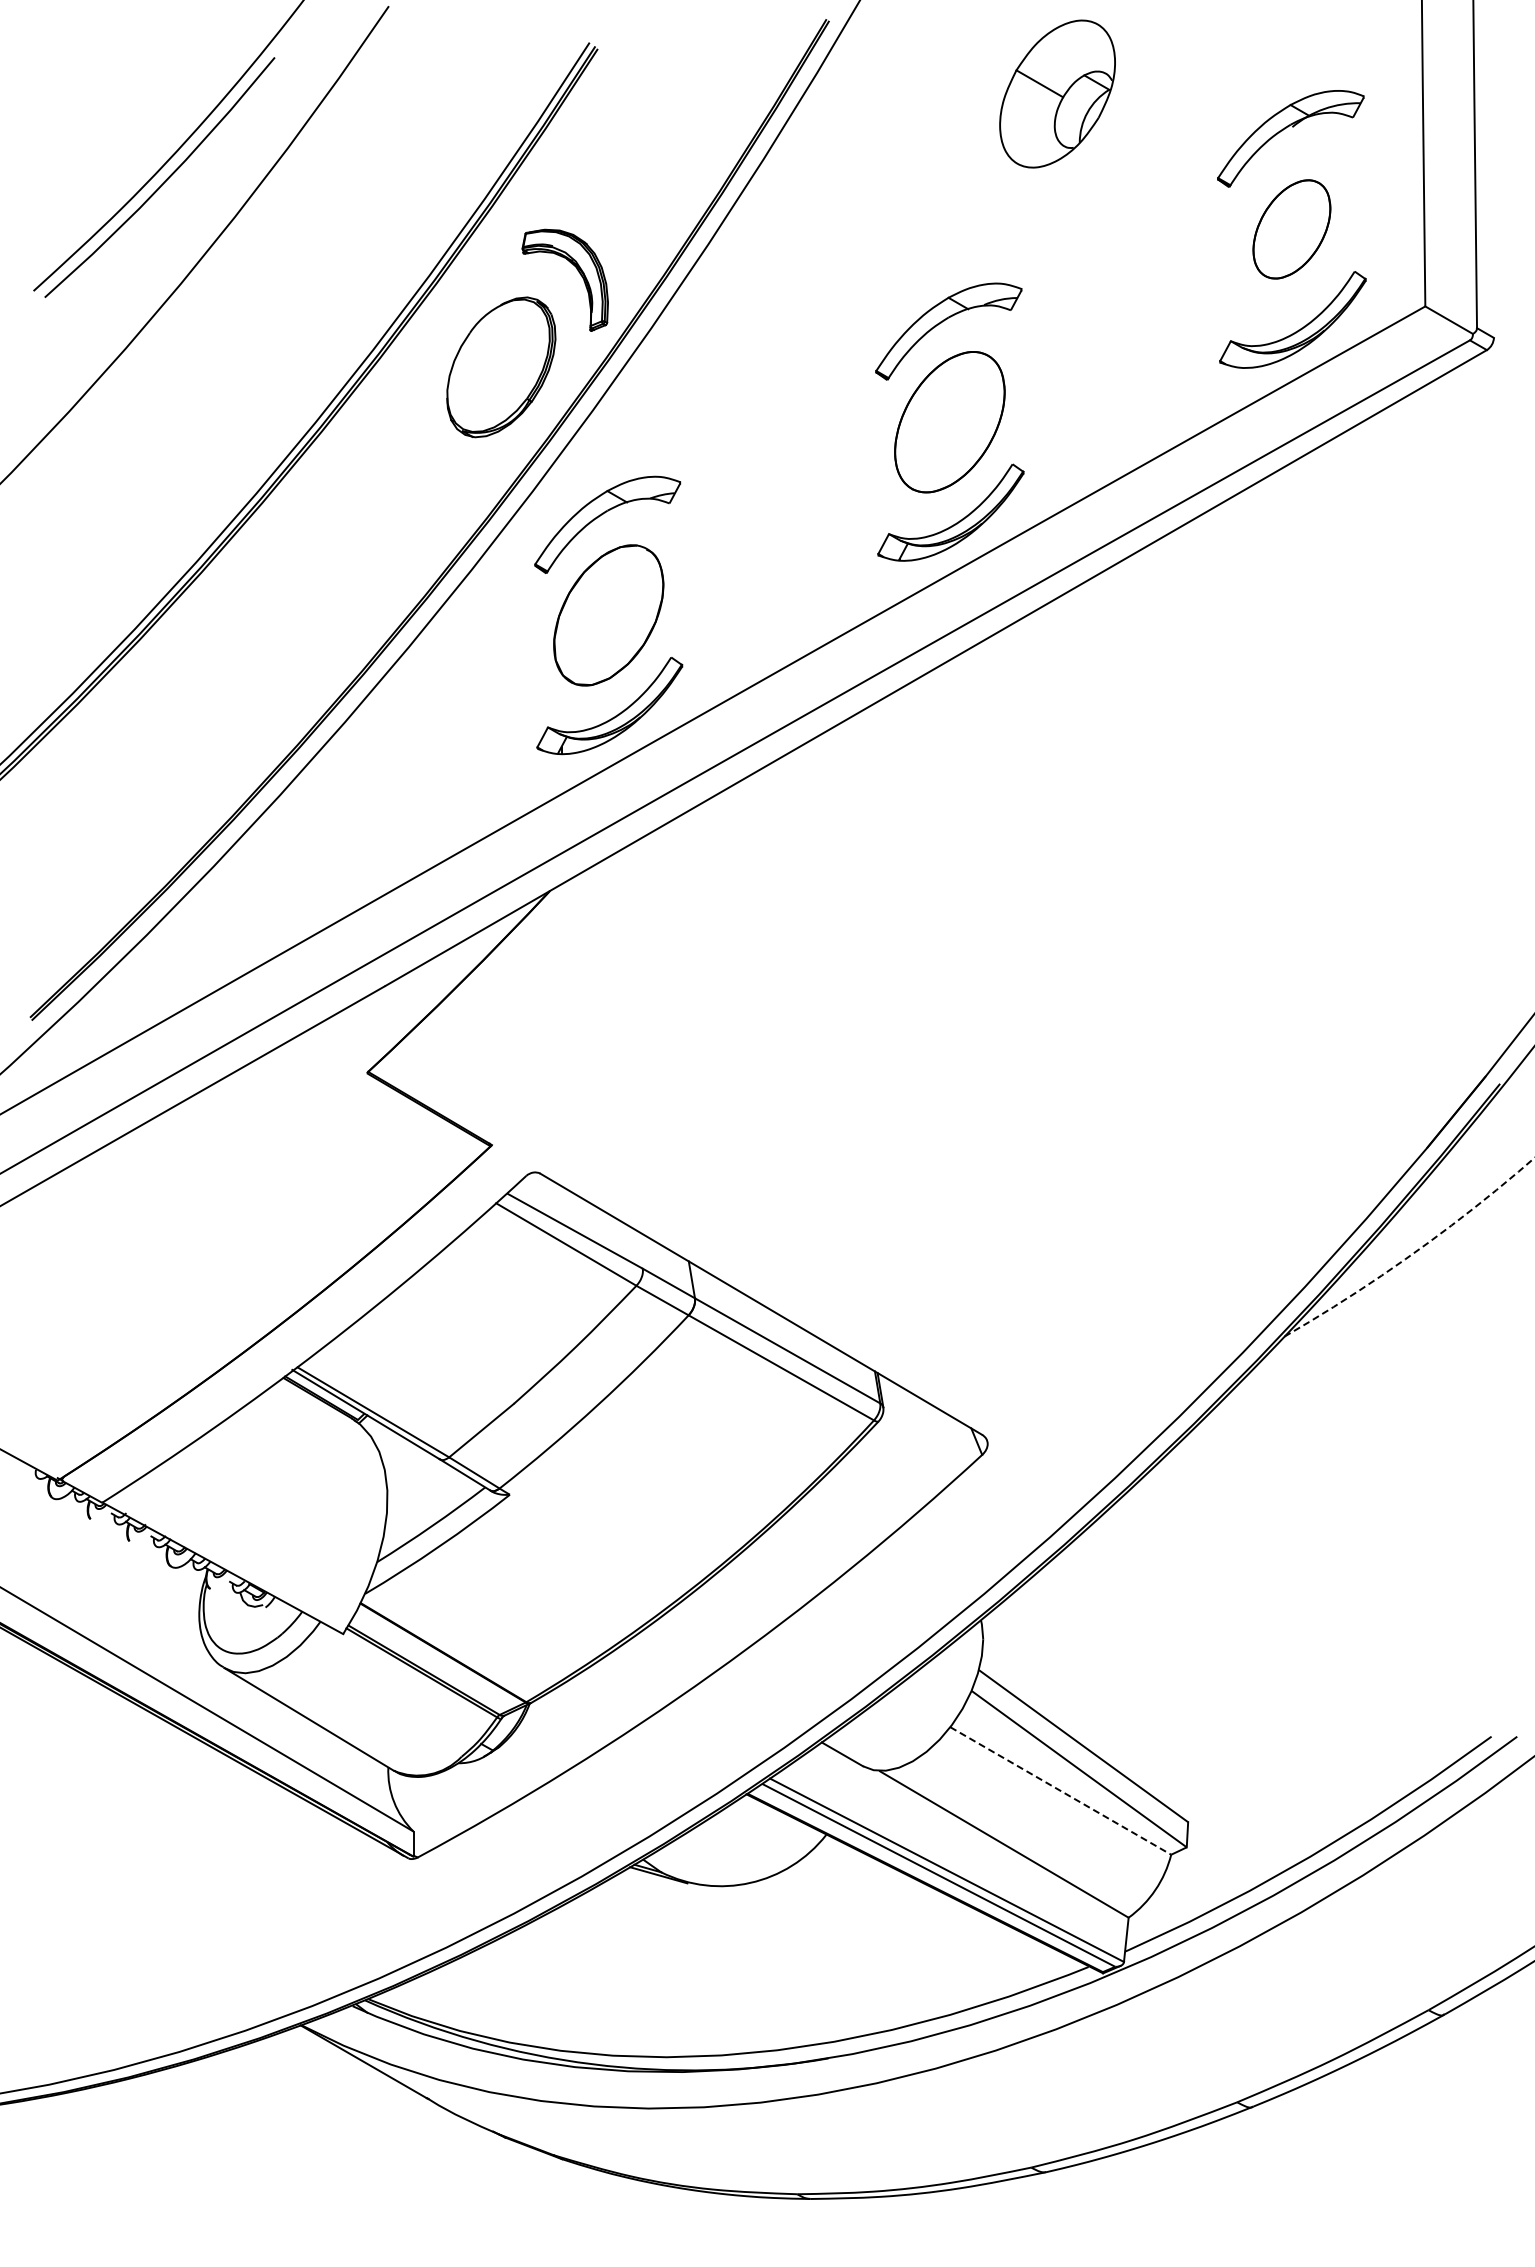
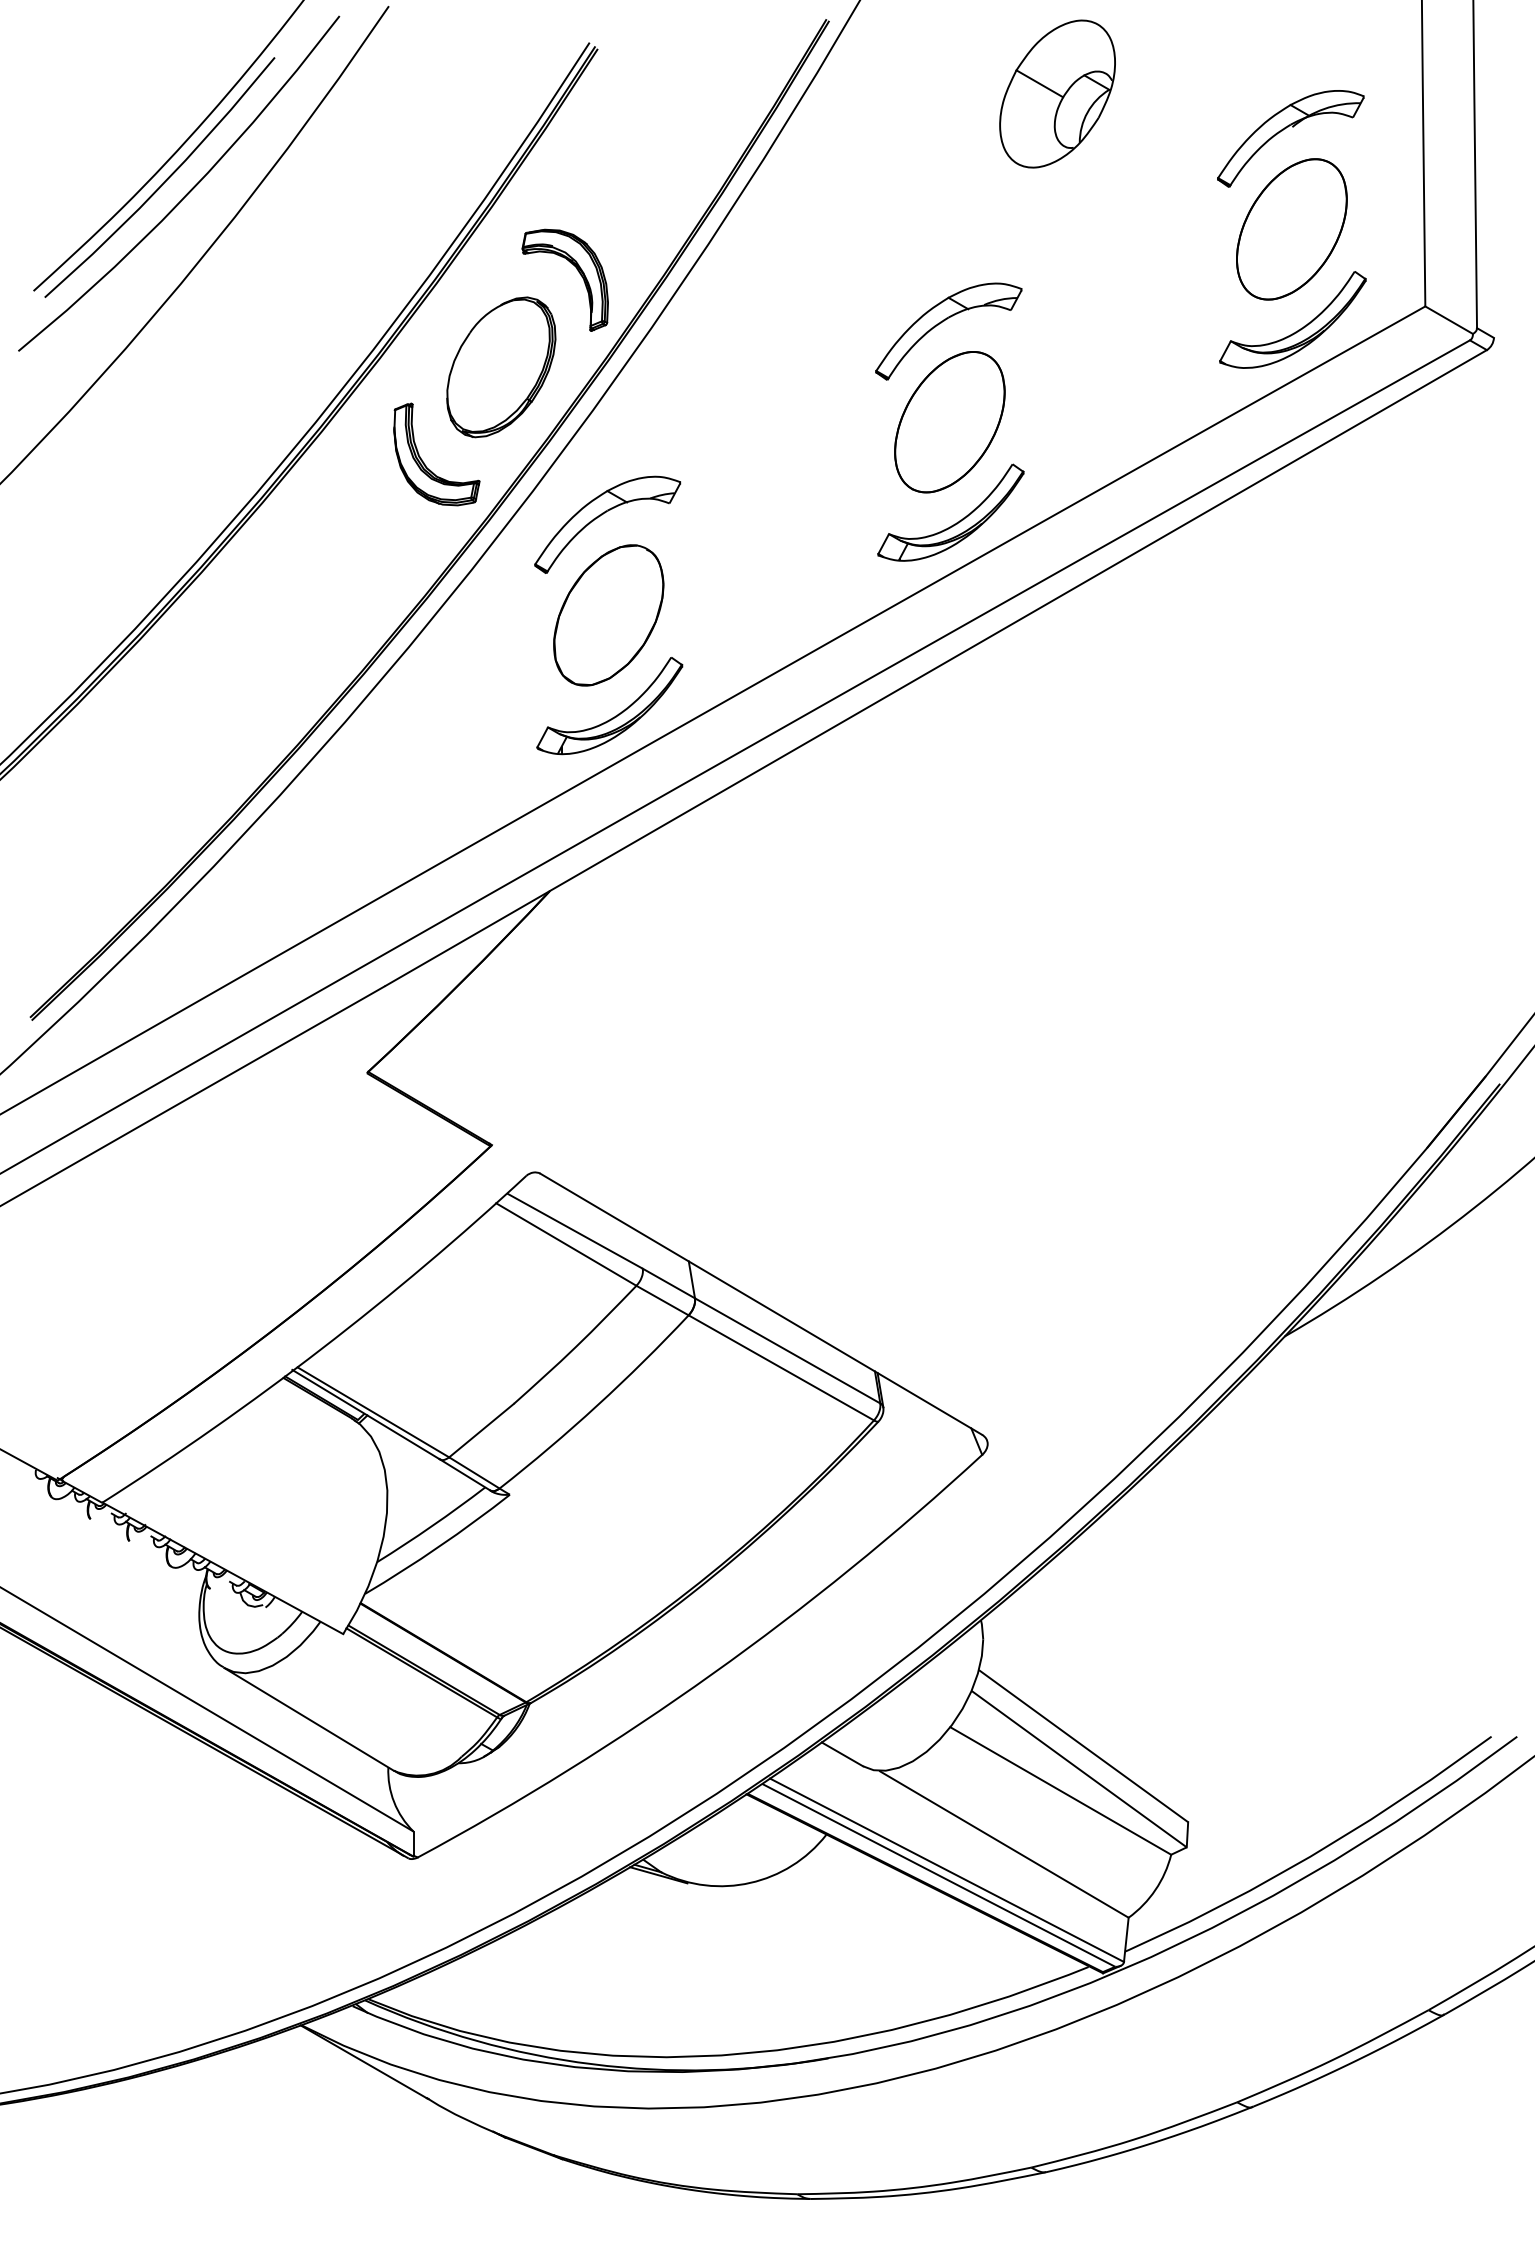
curve: none -> present (188, 191)
part size: 80x101 px -> 112x143 px (1291, 229)
part: none -> present (424, 462)
arc: dashed -> solid (1414, 1253)
line: dashed -> solid (1060, 1790)
